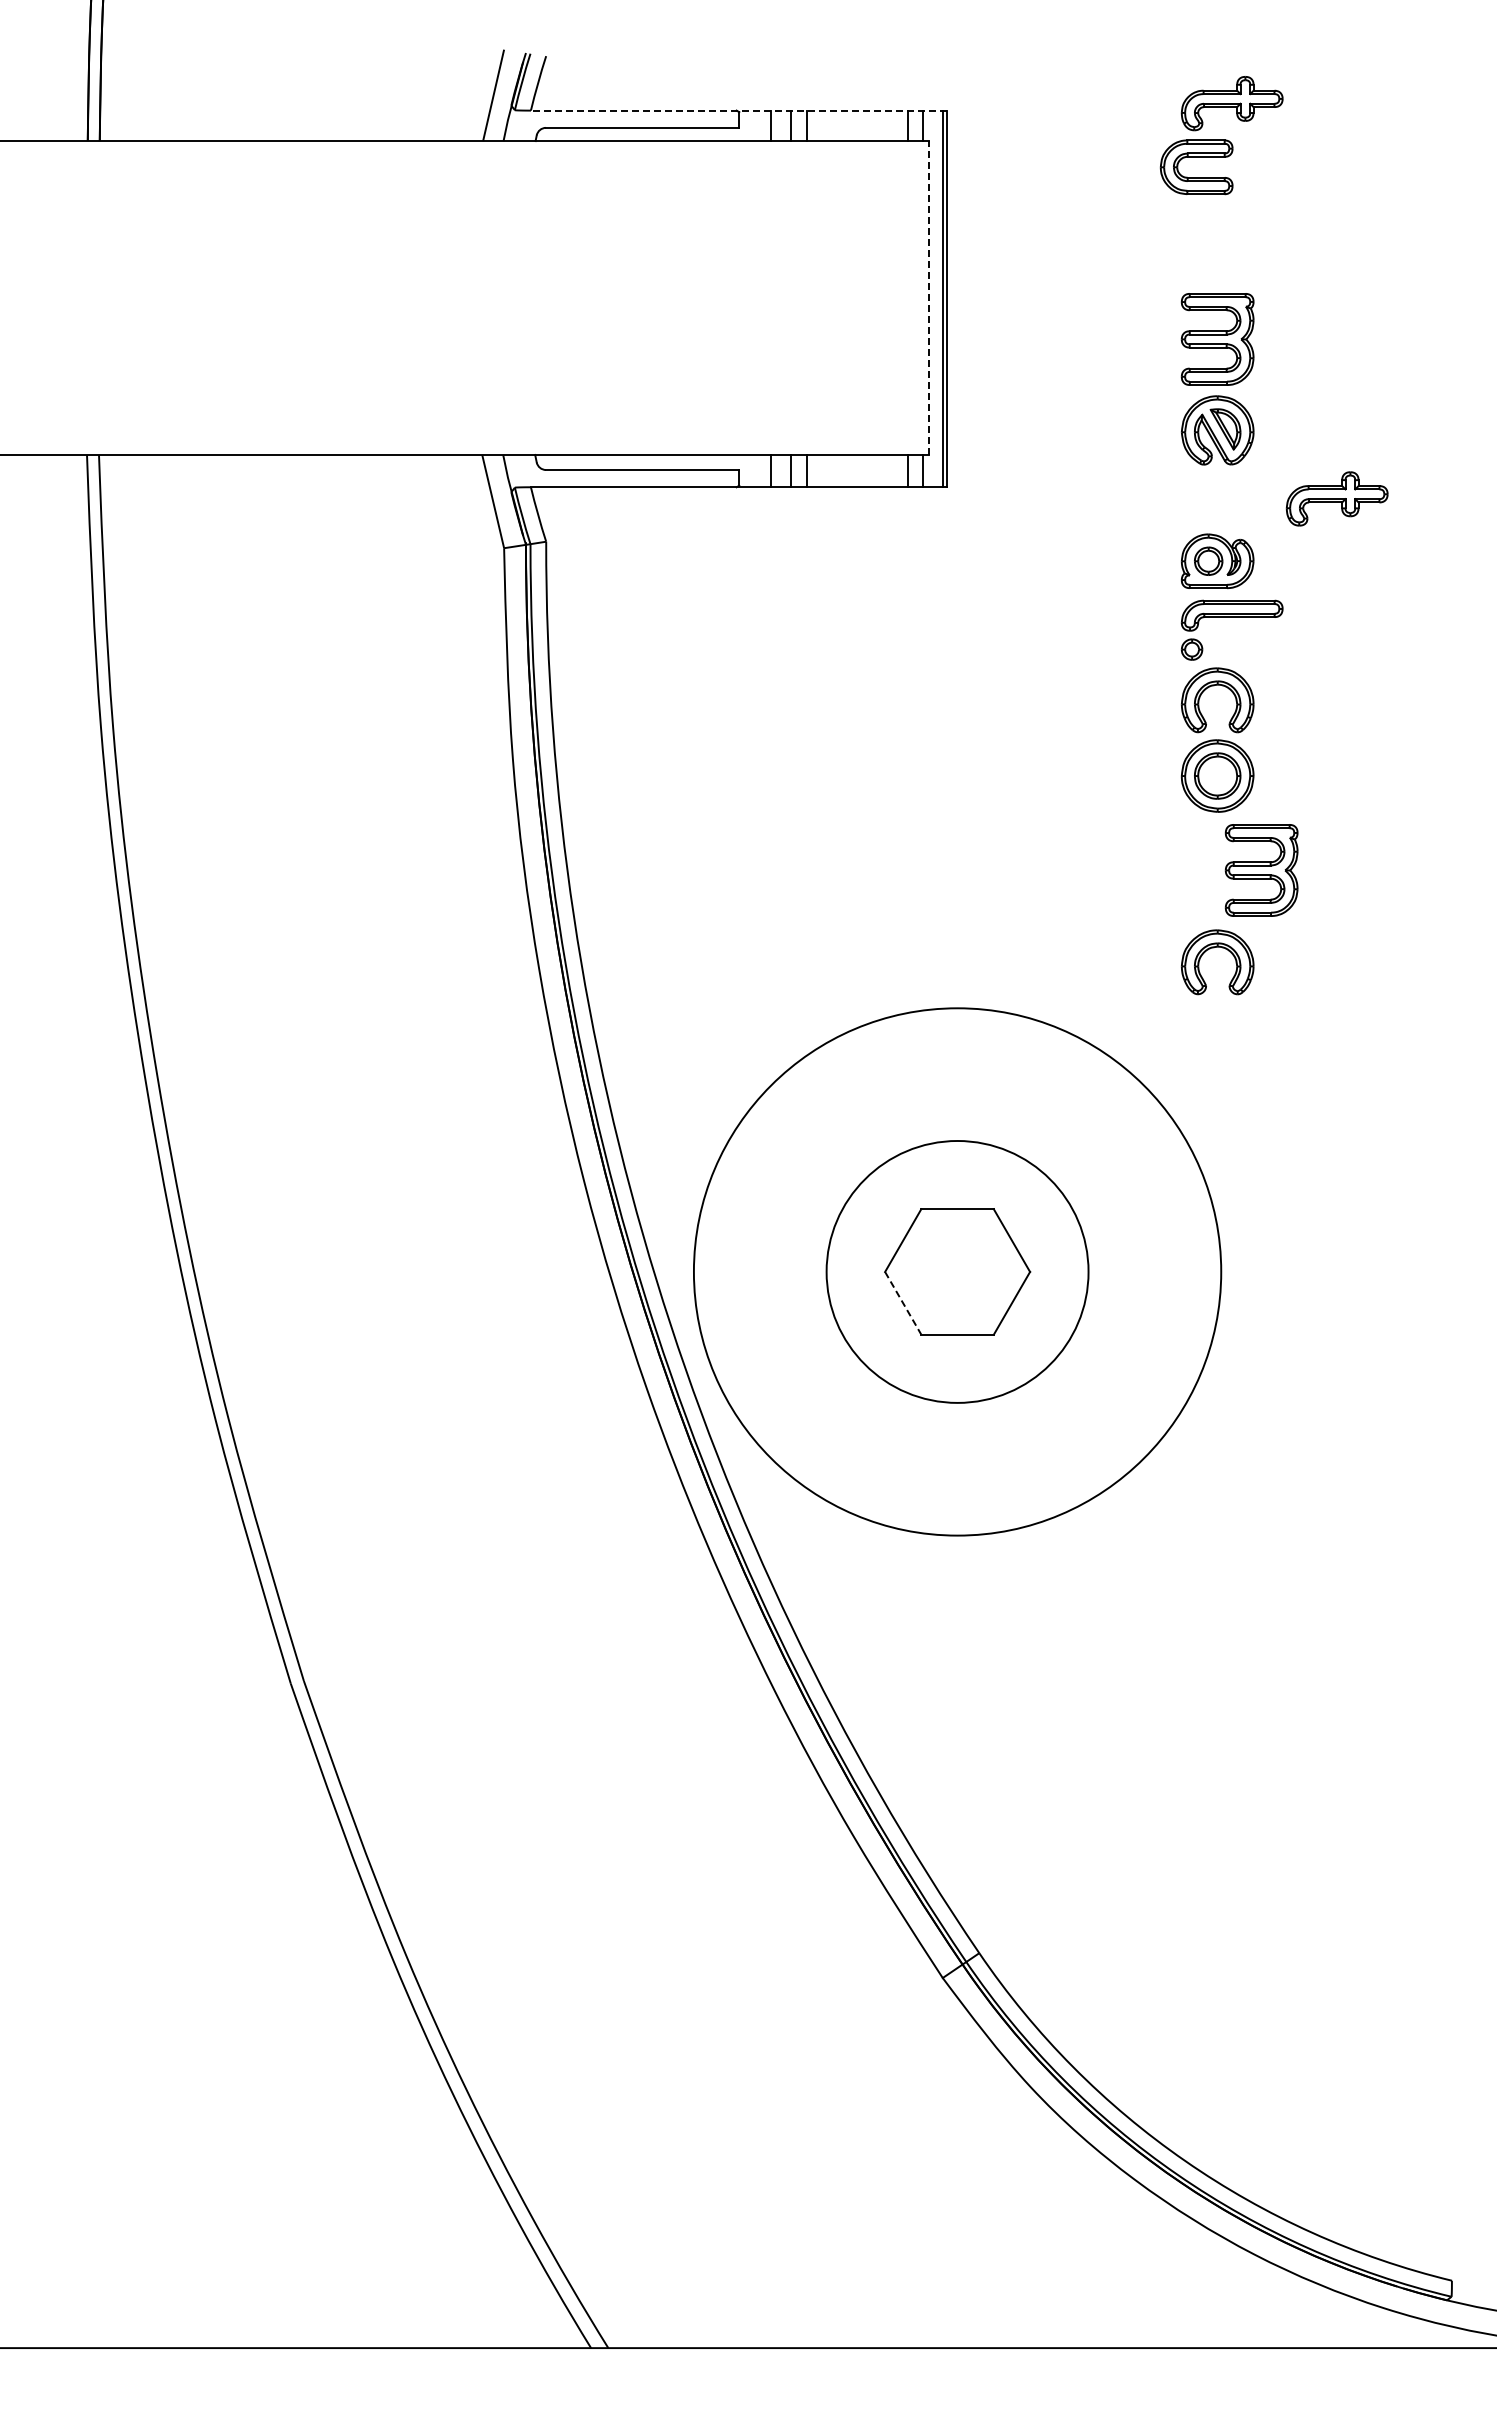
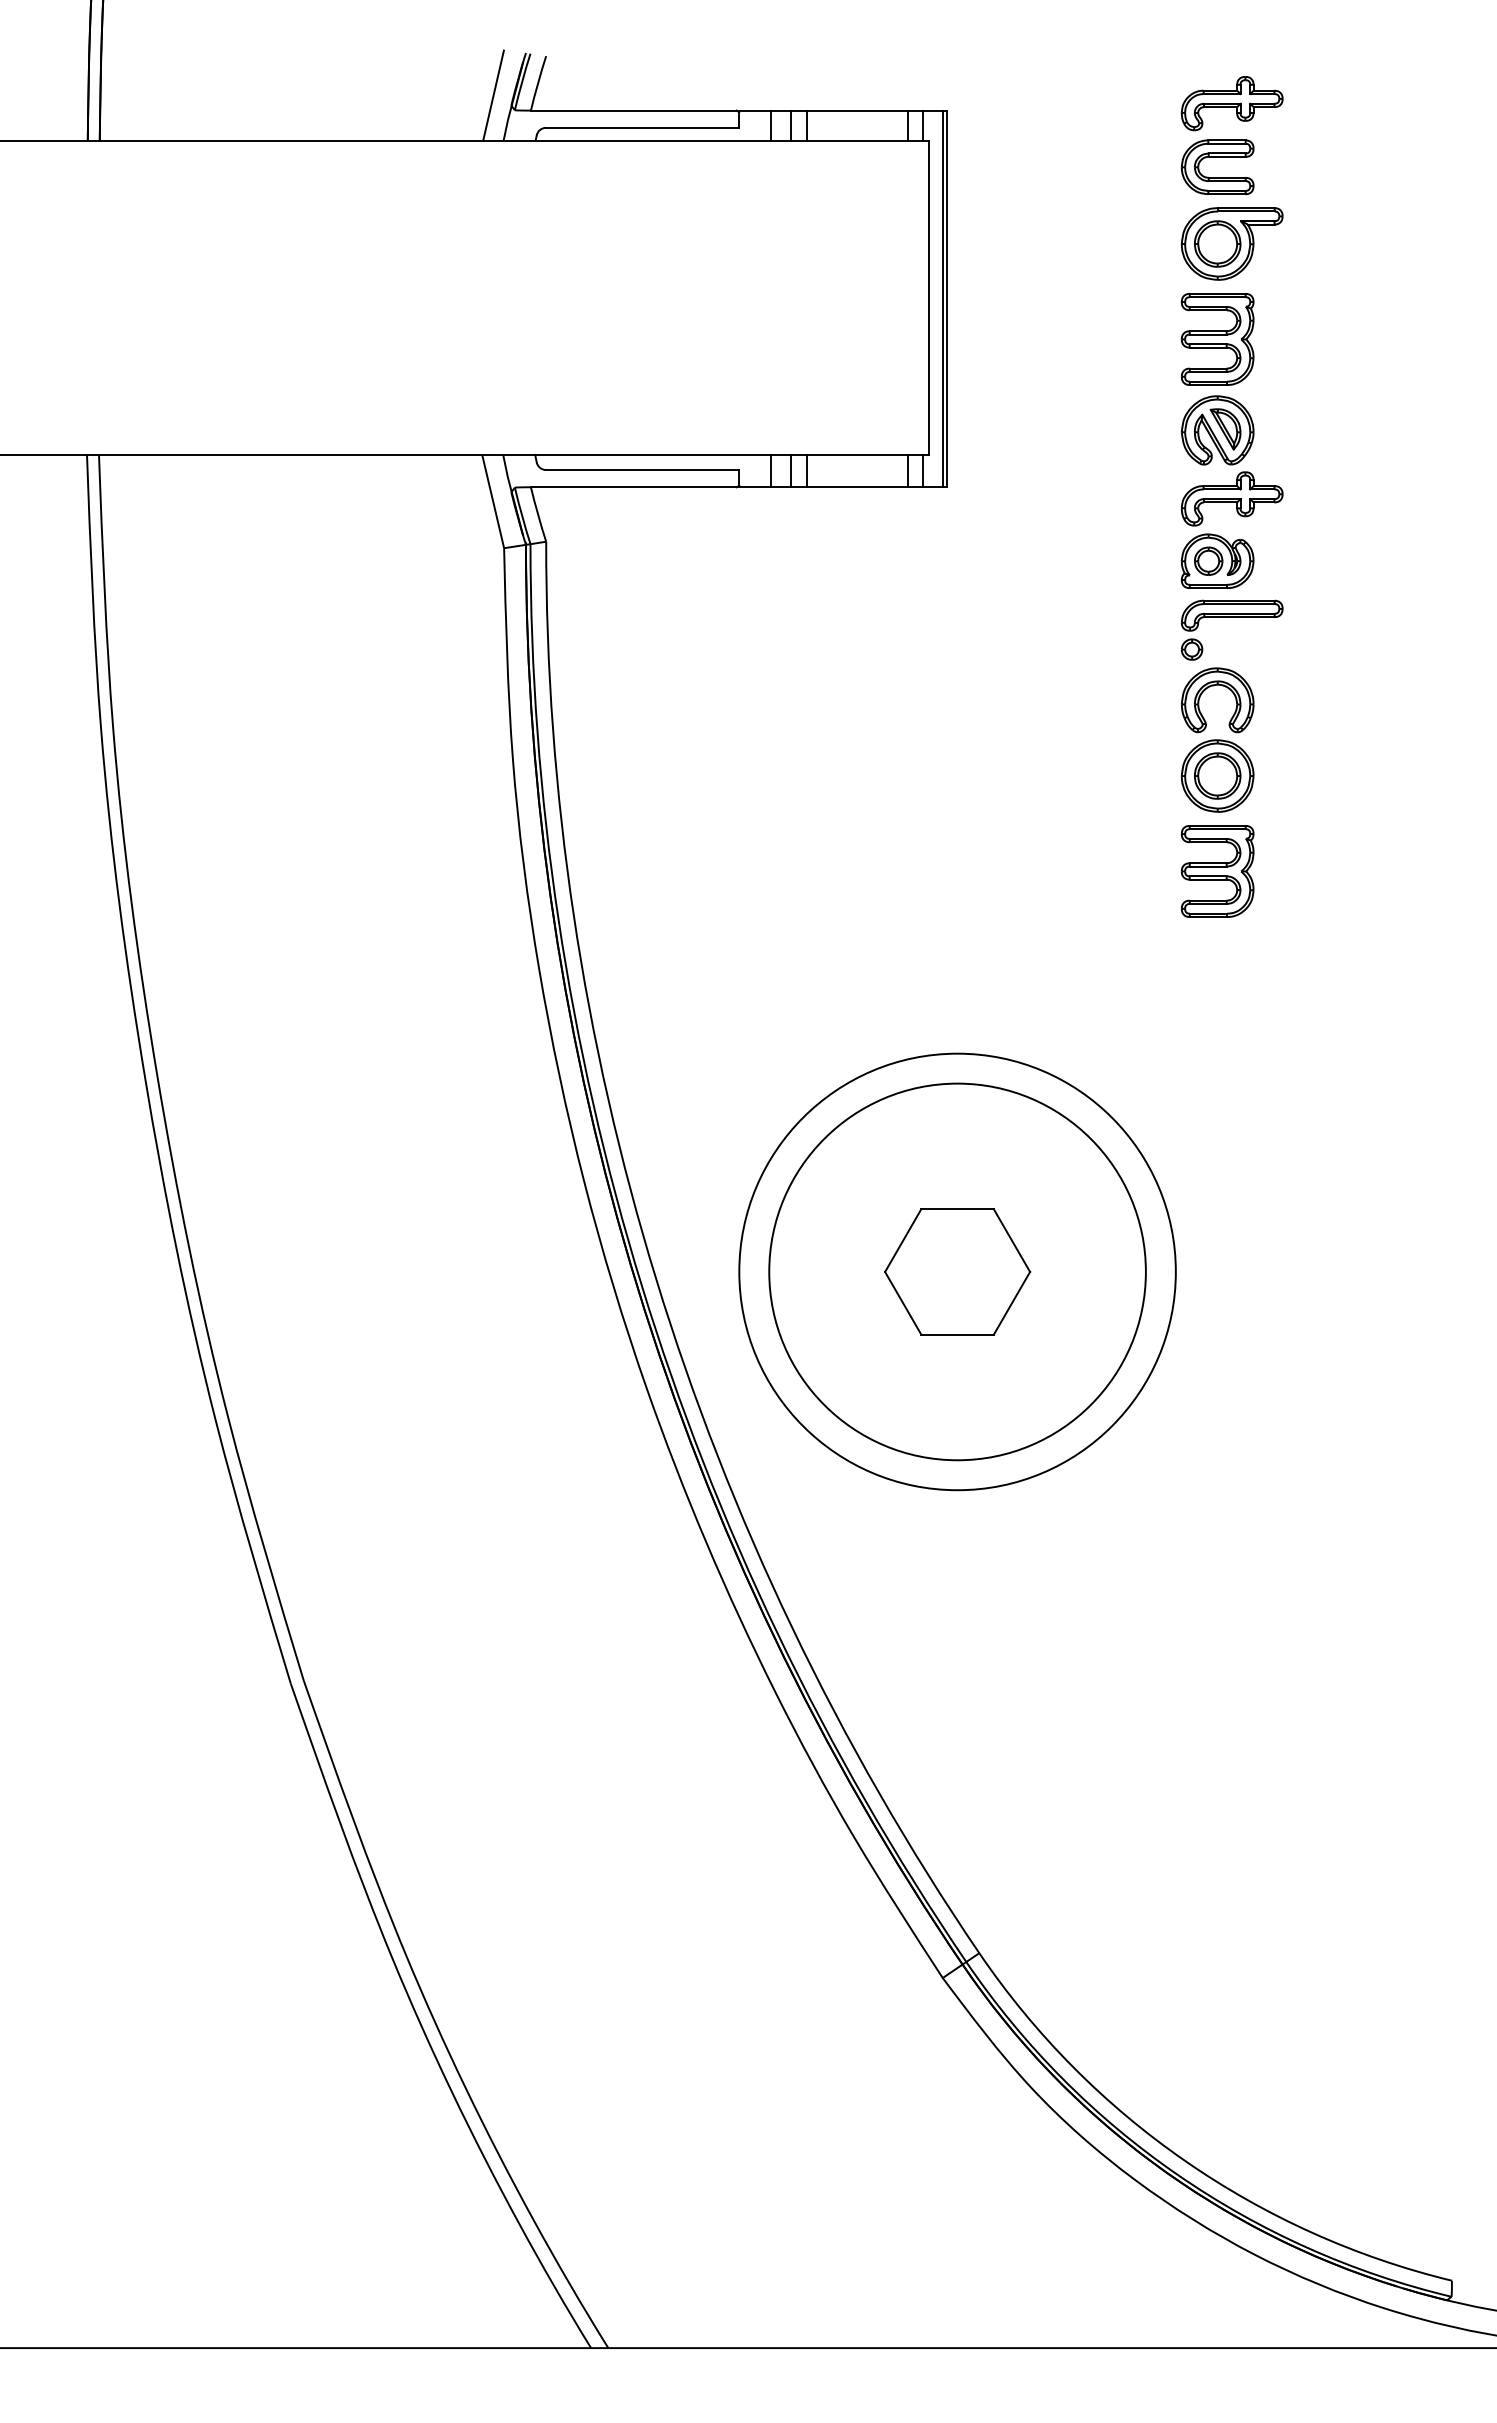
line: dashed -> solid (738, 110)
part position: (1196, 157) -> (1217, 157) (1217, 157)
part: none -> present (1231, 243)
line: dashed -> solid (929, 298)
part position: (1336, 498) -> (1231, 498) (1231, 498)
part position: (1261, 870) -> (1217, 871) (1217, 871)
part: present -> none (1214, 948)
circle diameter: 262 px -> 437 px (957, 1271)
circle diameter: 527 px -> 377 px (957, 1271)
line: dashed -> solid (903, 1303)
